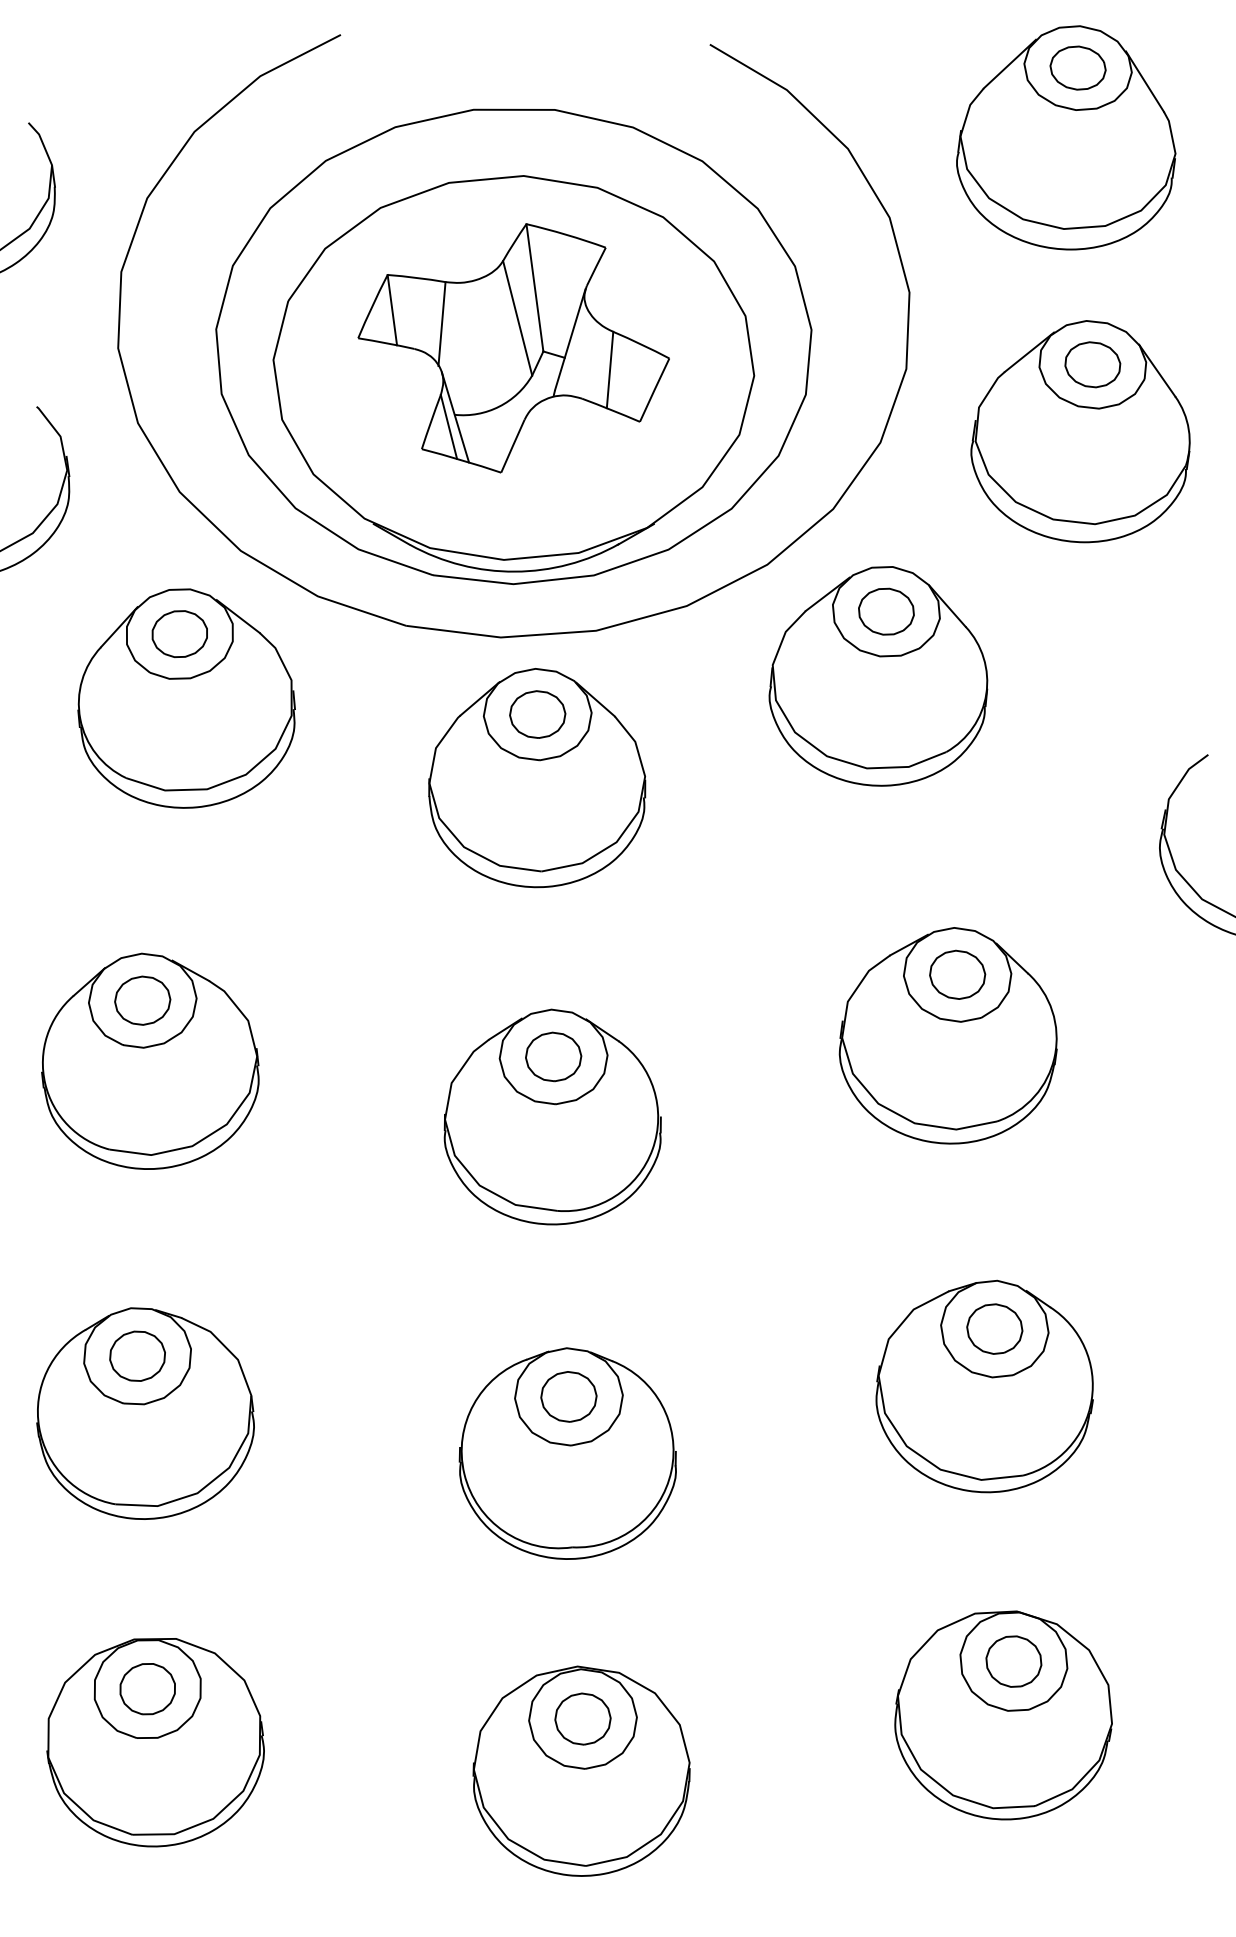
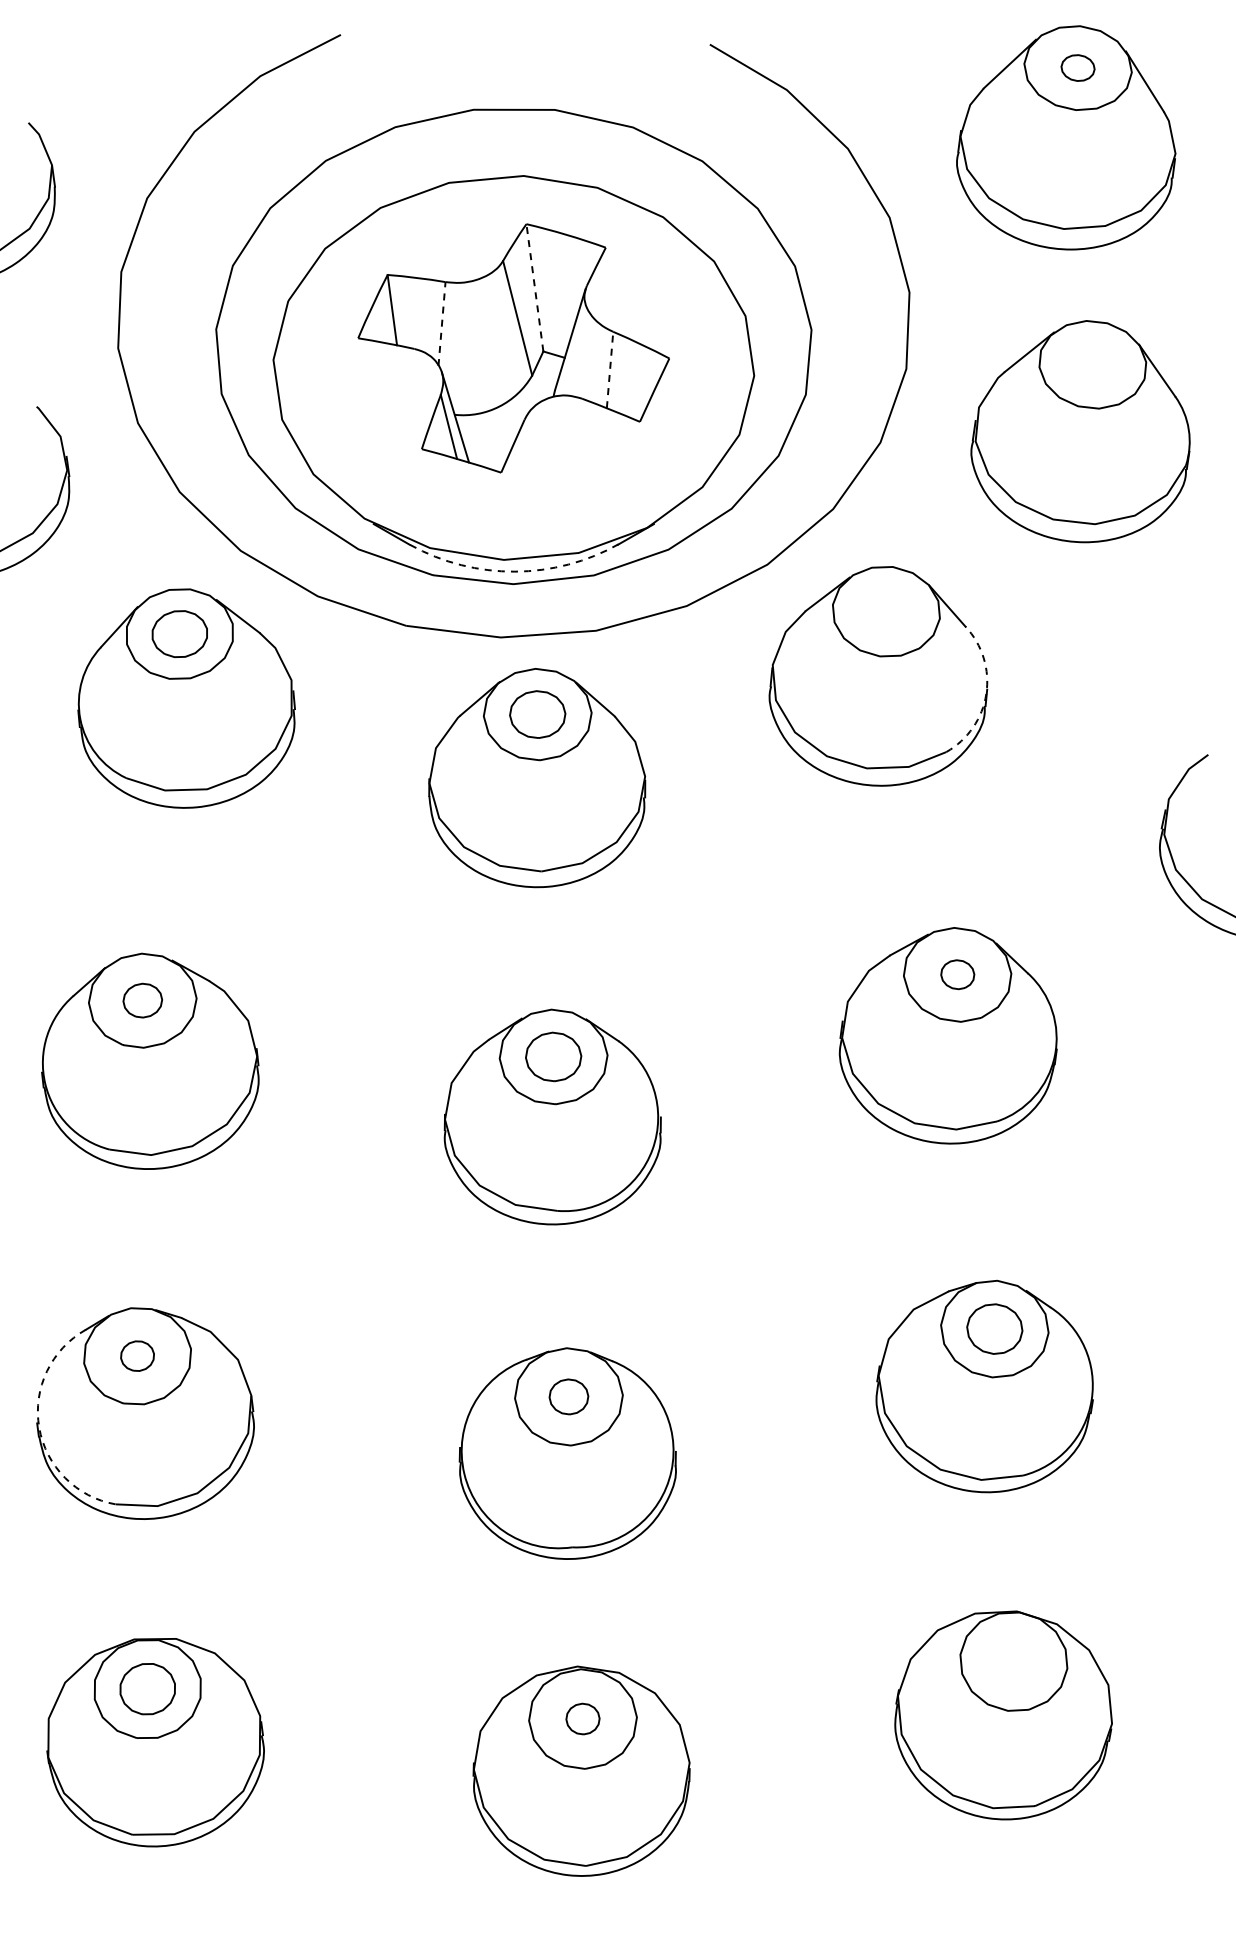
part size: 58x46 px -> 36x28 px (1077, 67)
line: solid -> dashed (534, 287)
line: solid -> dashed (442, 323)
part: present -> none (1092, 364)
line: solid -> dashed (610, 369)
arc: solid -> dashed (514, 571)
part: present -> none (886, 611)
arc: solid -> dashed (986, 694)
part size: 58x51 px -> 36x32 px (957, 974)
part size: 58x51 px -> 41x37 px (142, 1000)
part size: 57x52 px -> 35x32 px (137, 1355)
part size: 58x52 px -> 42x38 px (568, 1396)
arc: solid -> dashed (39, 1427)
part: present -> none (1013, 1661)
part size: 58x54 px -> 36x34 px (582, 1718)
